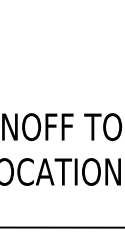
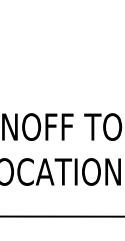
line position: (61, 227) -> (61, 216) (61, 216)
